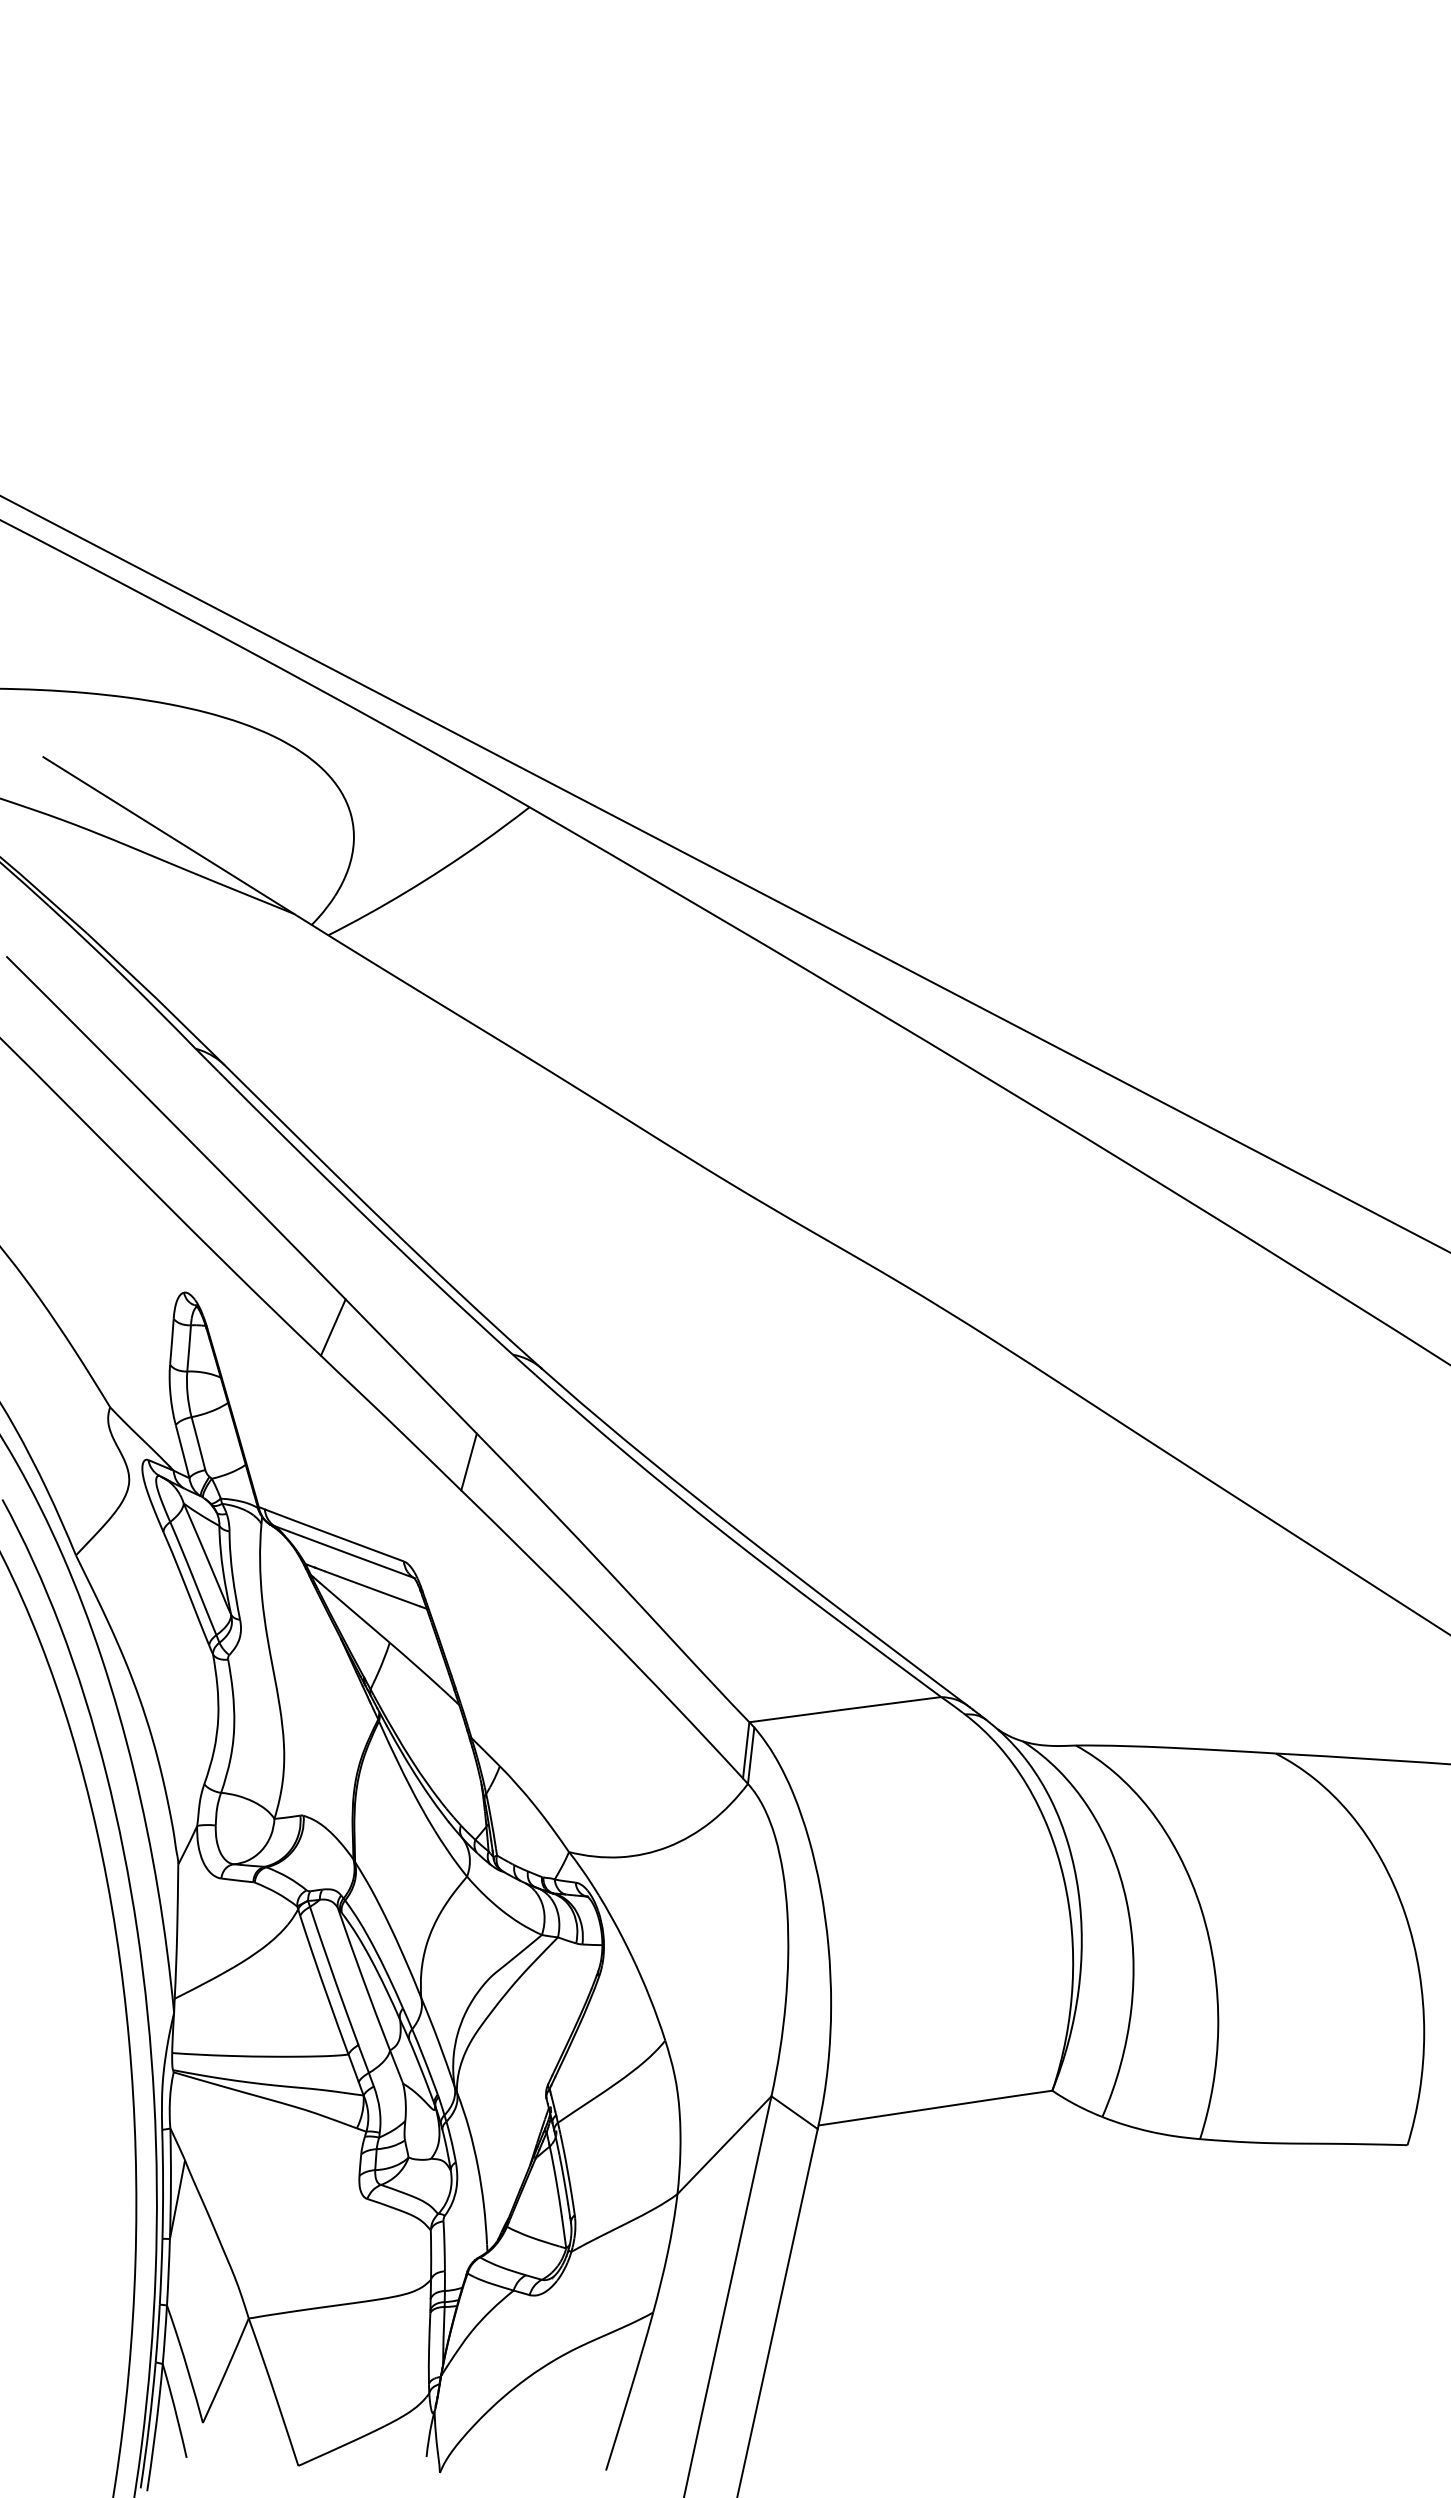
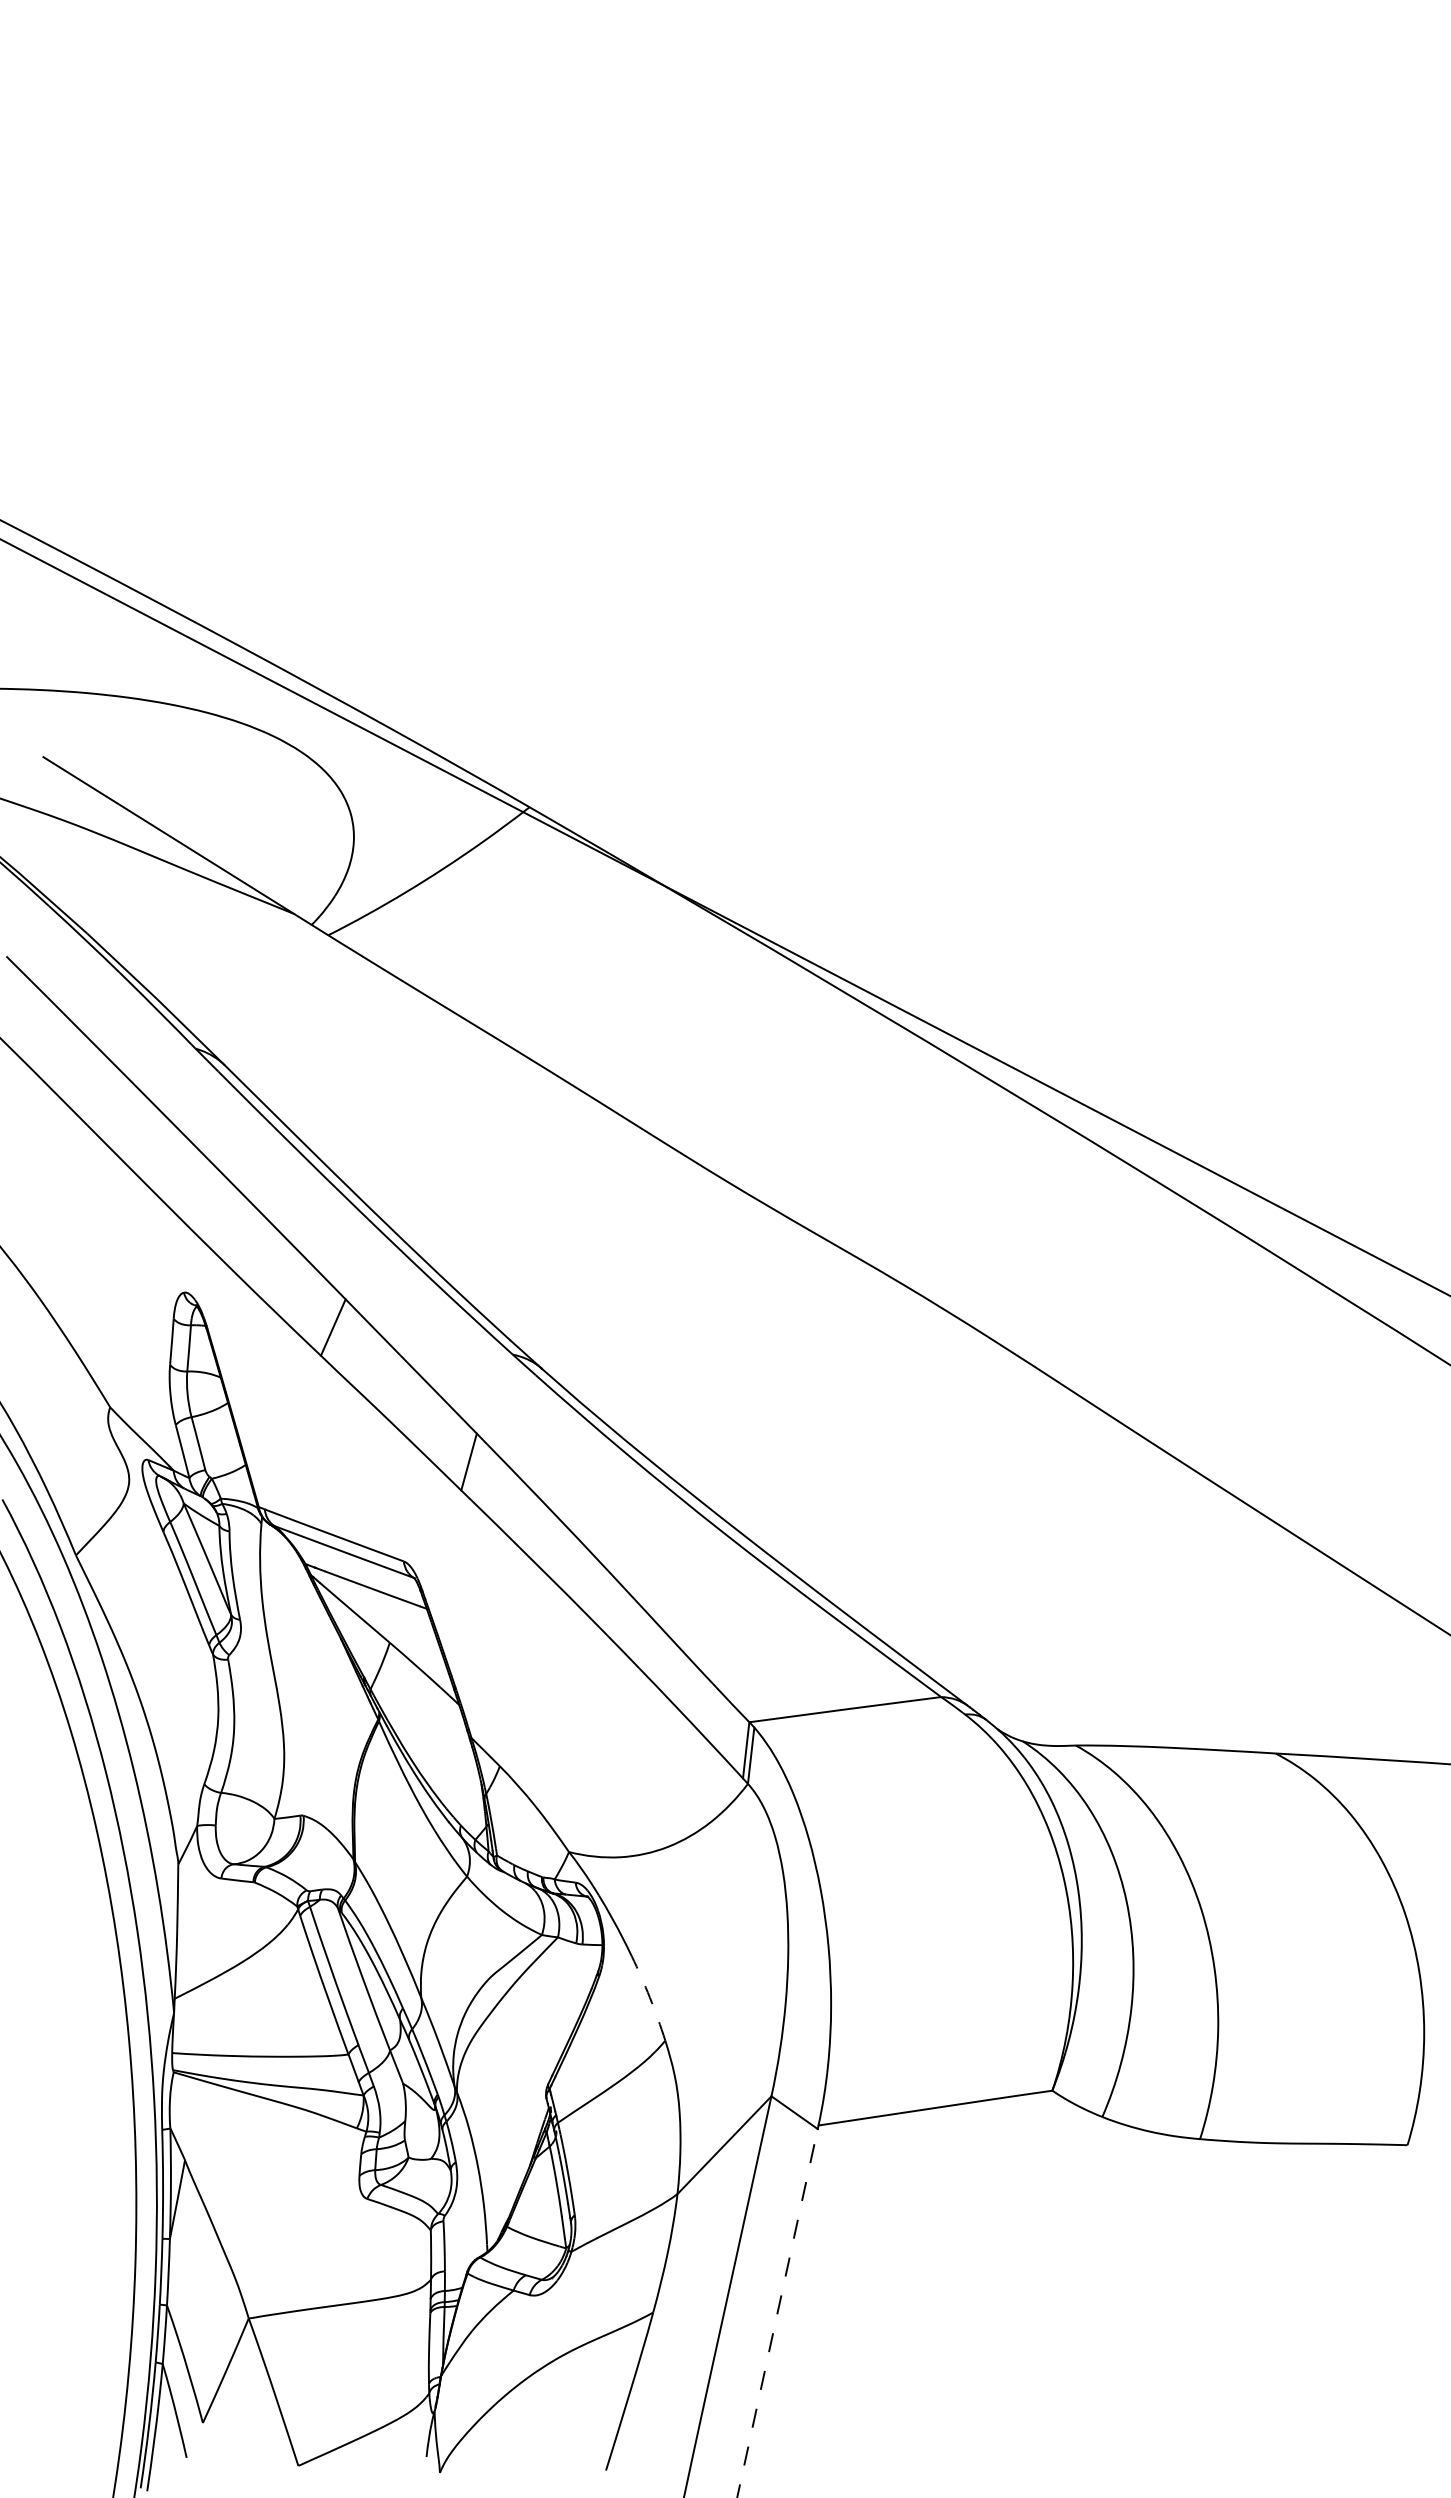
line position: (724, 874) -> (724, 917) (724, 917)
arc: solid -> dashed (649, 1997)
line: solid -> dashed (777, 2312)
